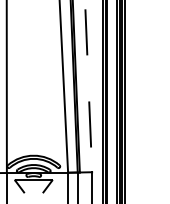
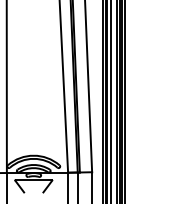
line: dashed -> solid (88, 86)
line: none -> present (110, 101)
